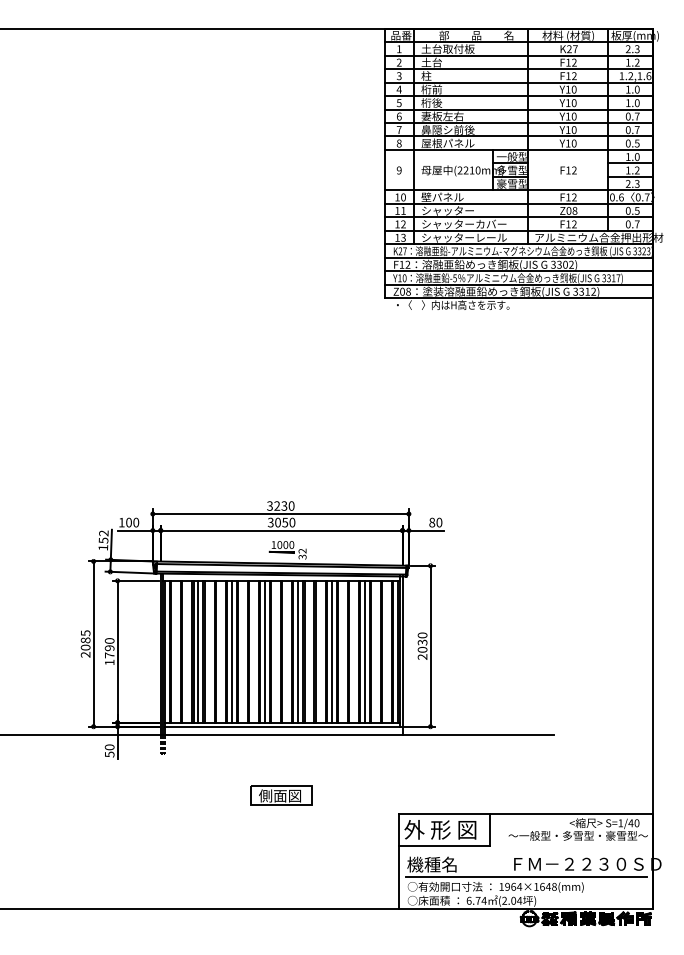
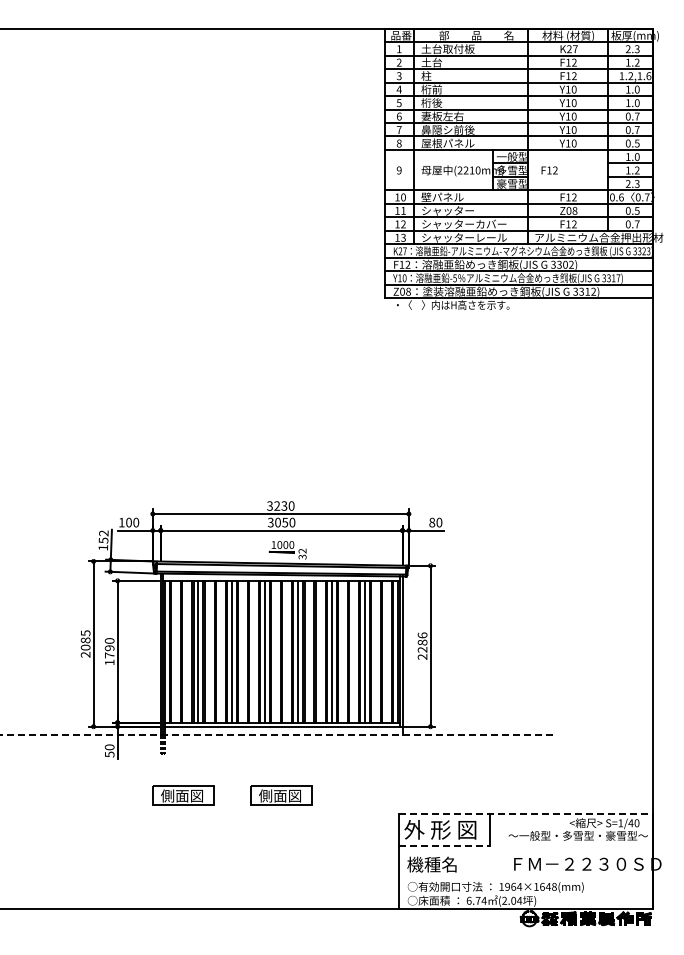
text position: (568, 170) -> (549, 170) (549, 170)
text: 2030 -> 2286 (422, 642)
line: solid -> dashed (277, 734)
part: none -> present (183, 795)
line: solid -> dashed (526, 813)
line: solid -> dashed (445, 845)
line: present -> none (525, 877)
